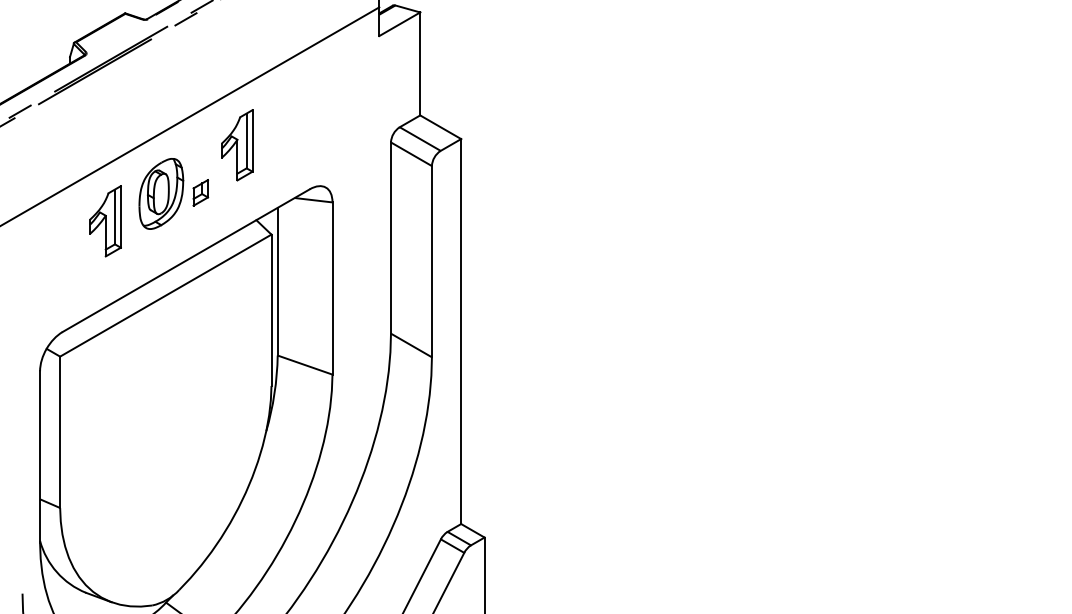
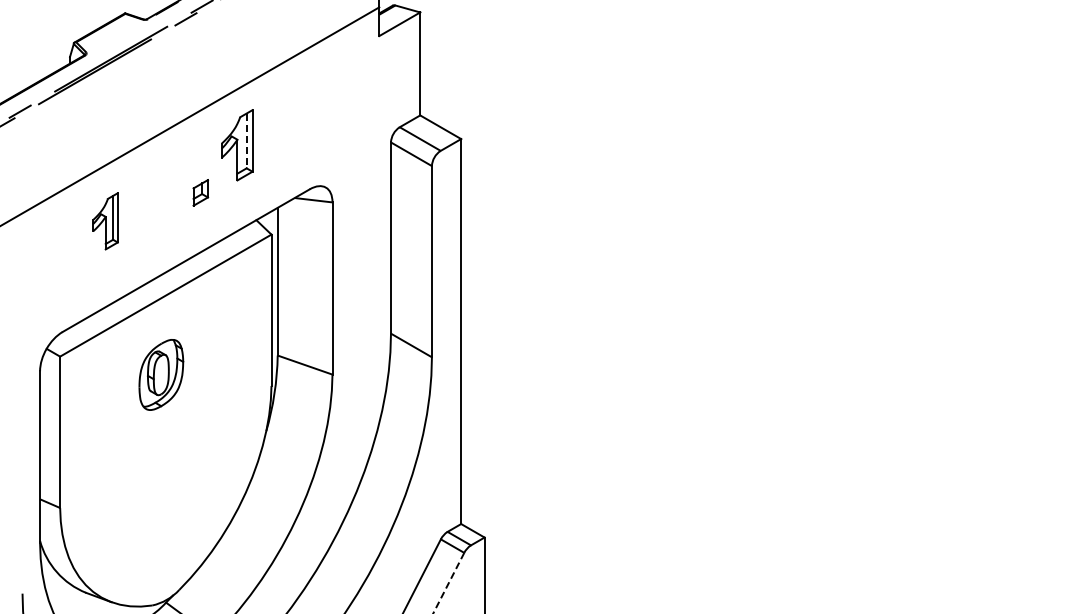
line: solid -> dashed (246, 141)
part position: (161, 193) -> (161, 374) (161, 374)
part size: 33x73 px -> 27x59 px (105, 221)
line: solid -> dashed (448, 583)
